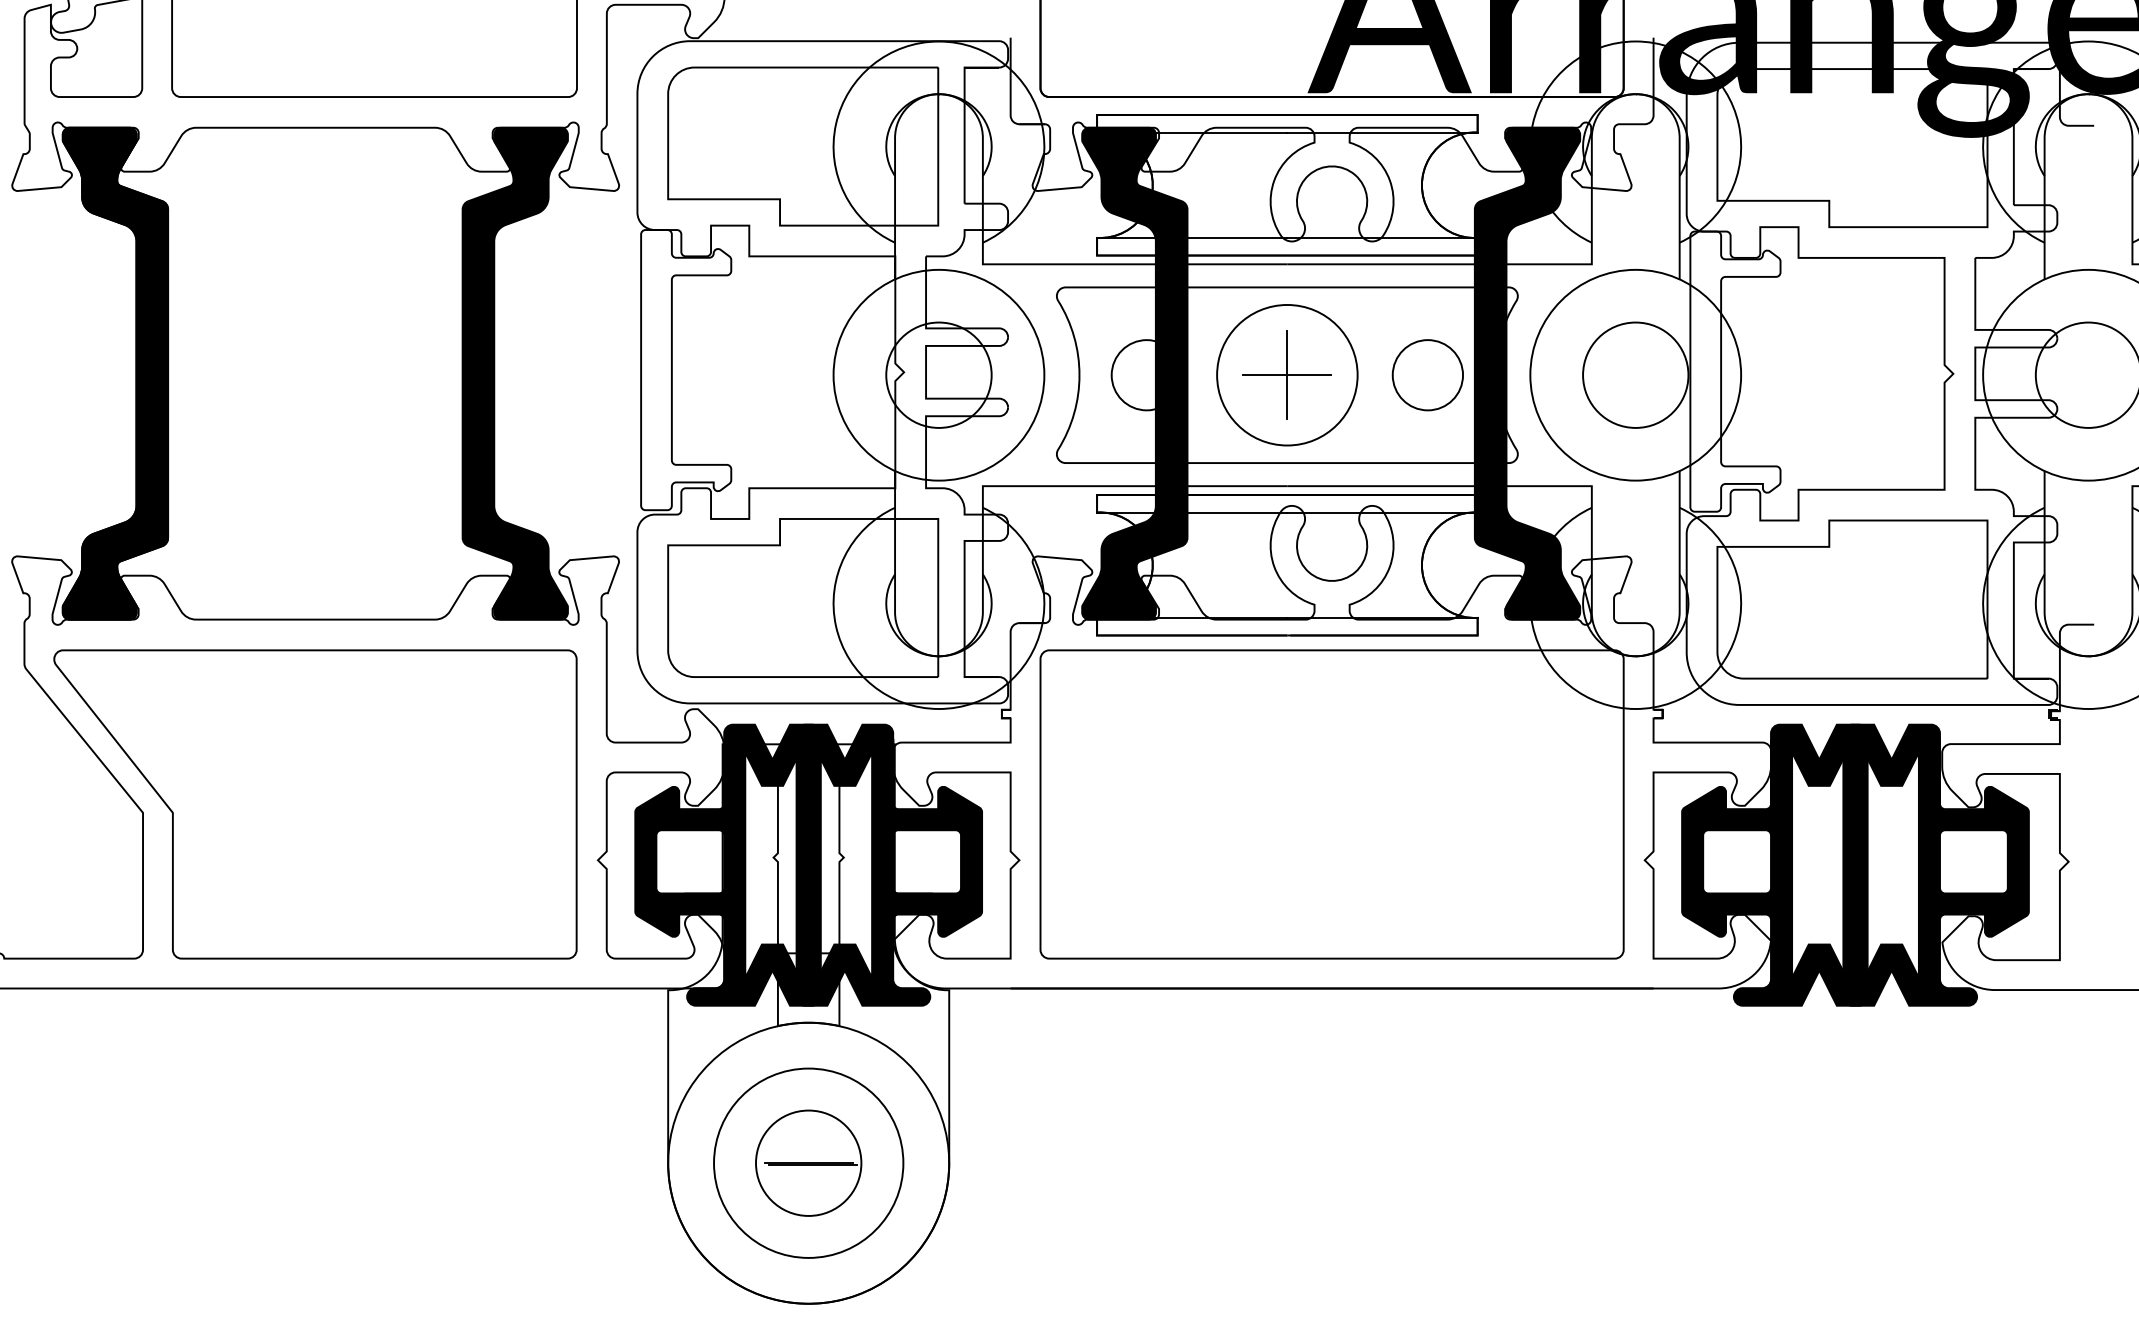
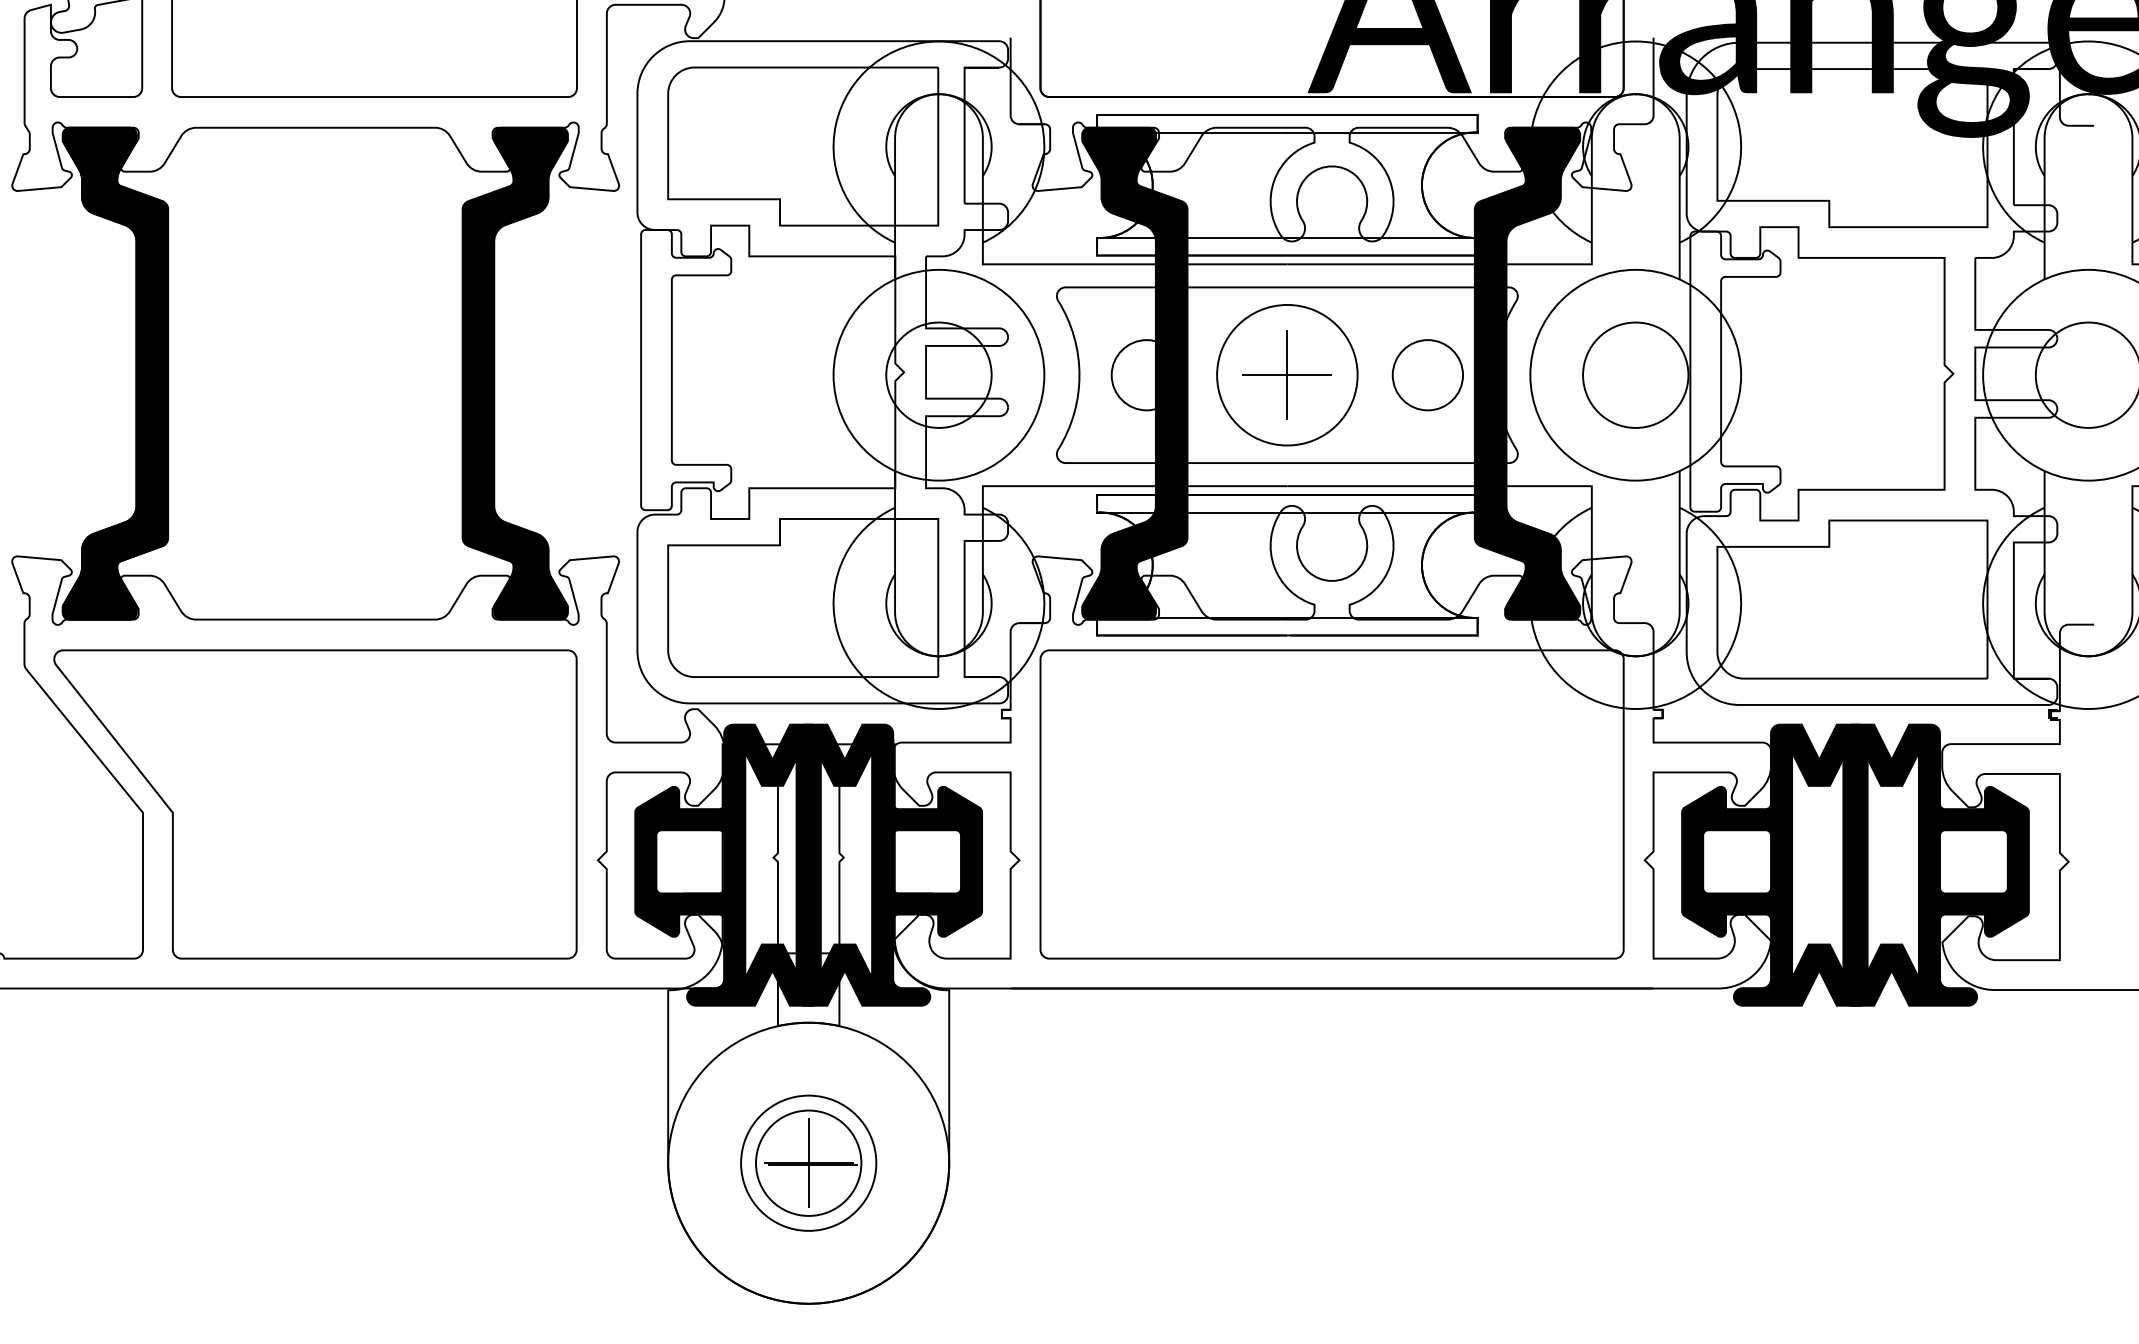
circle diameter: 189 px -> 135 px (808, 1162)
line: none -> present (808, 1163)
